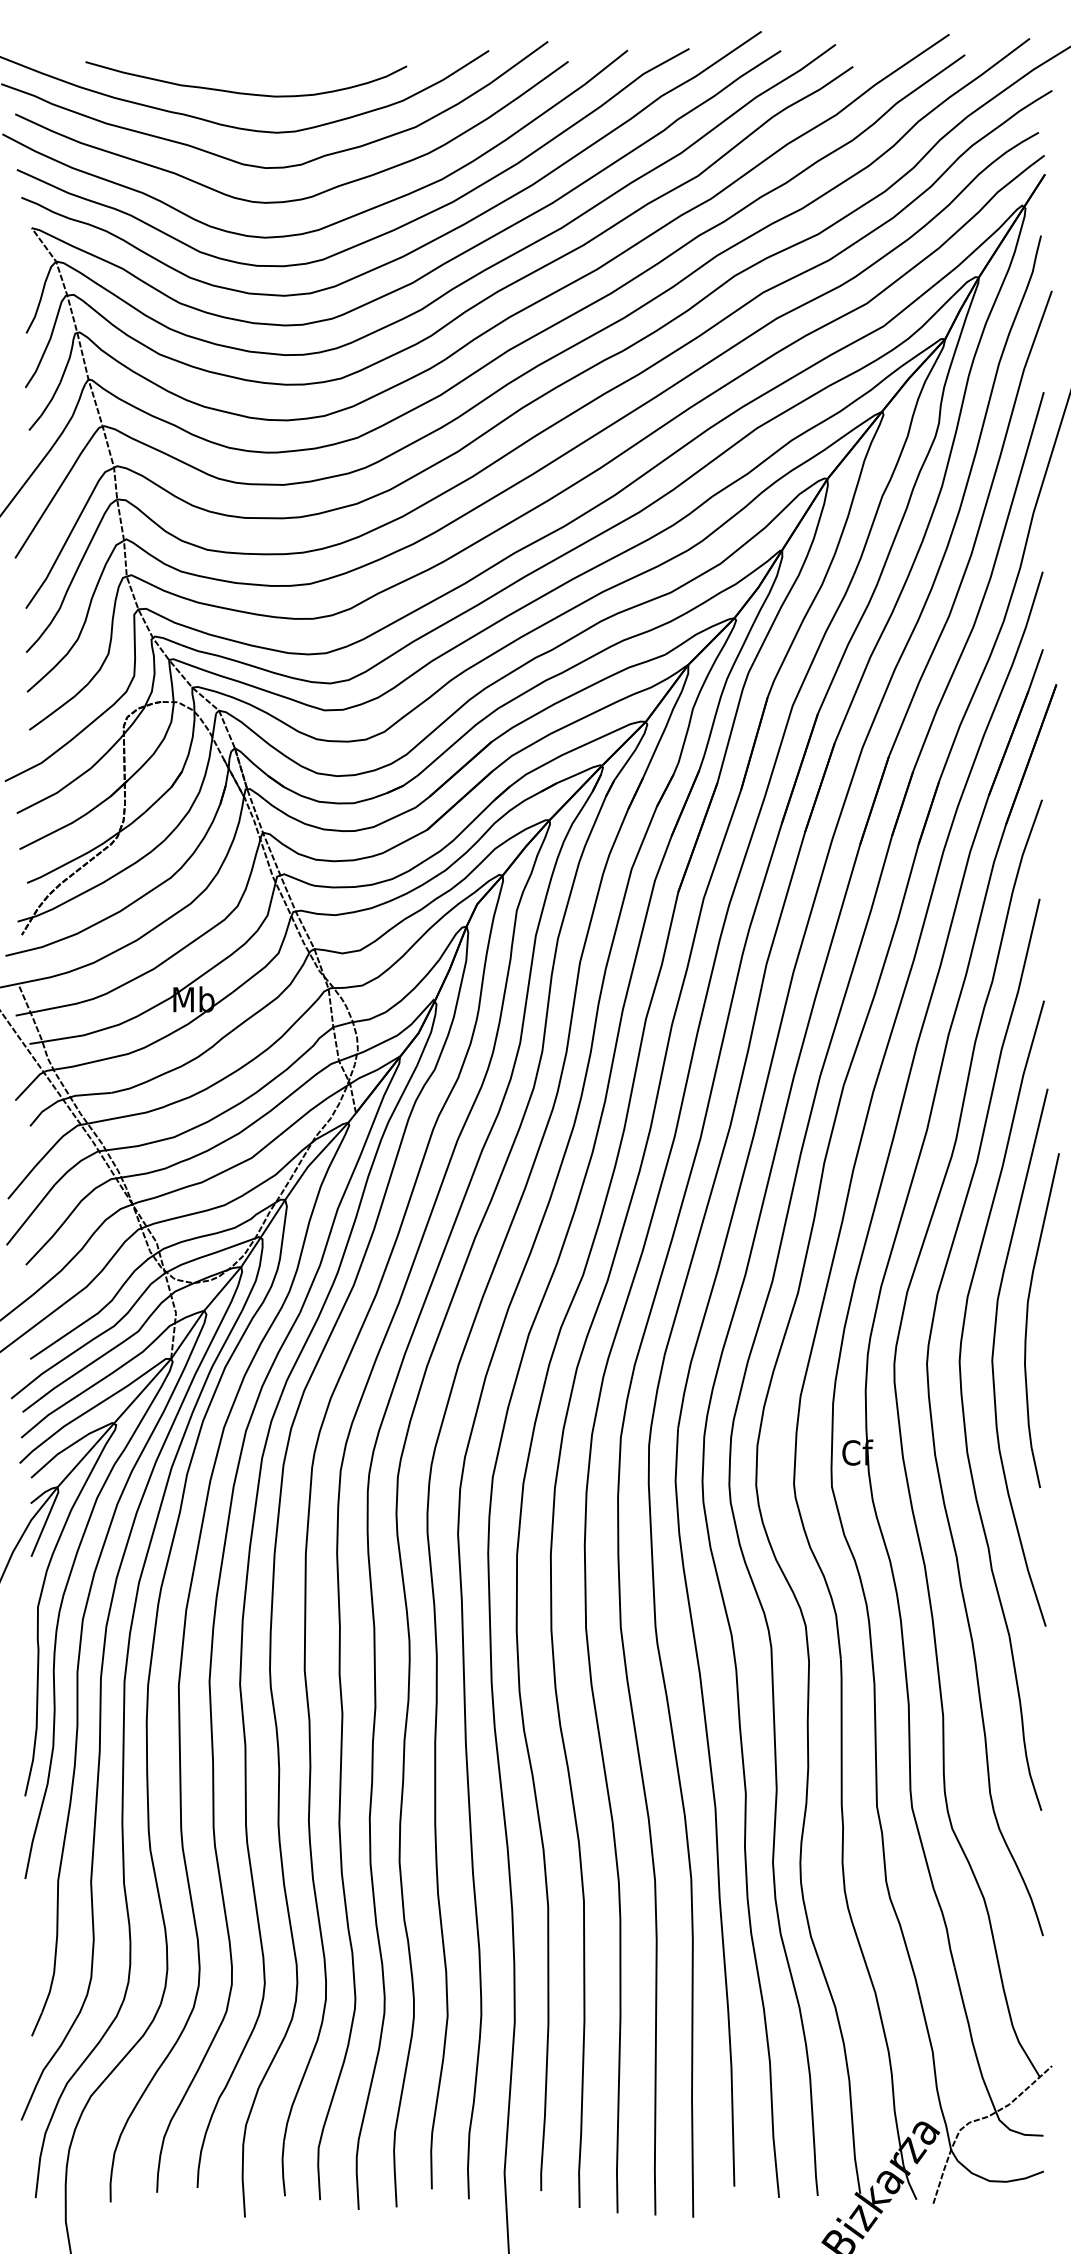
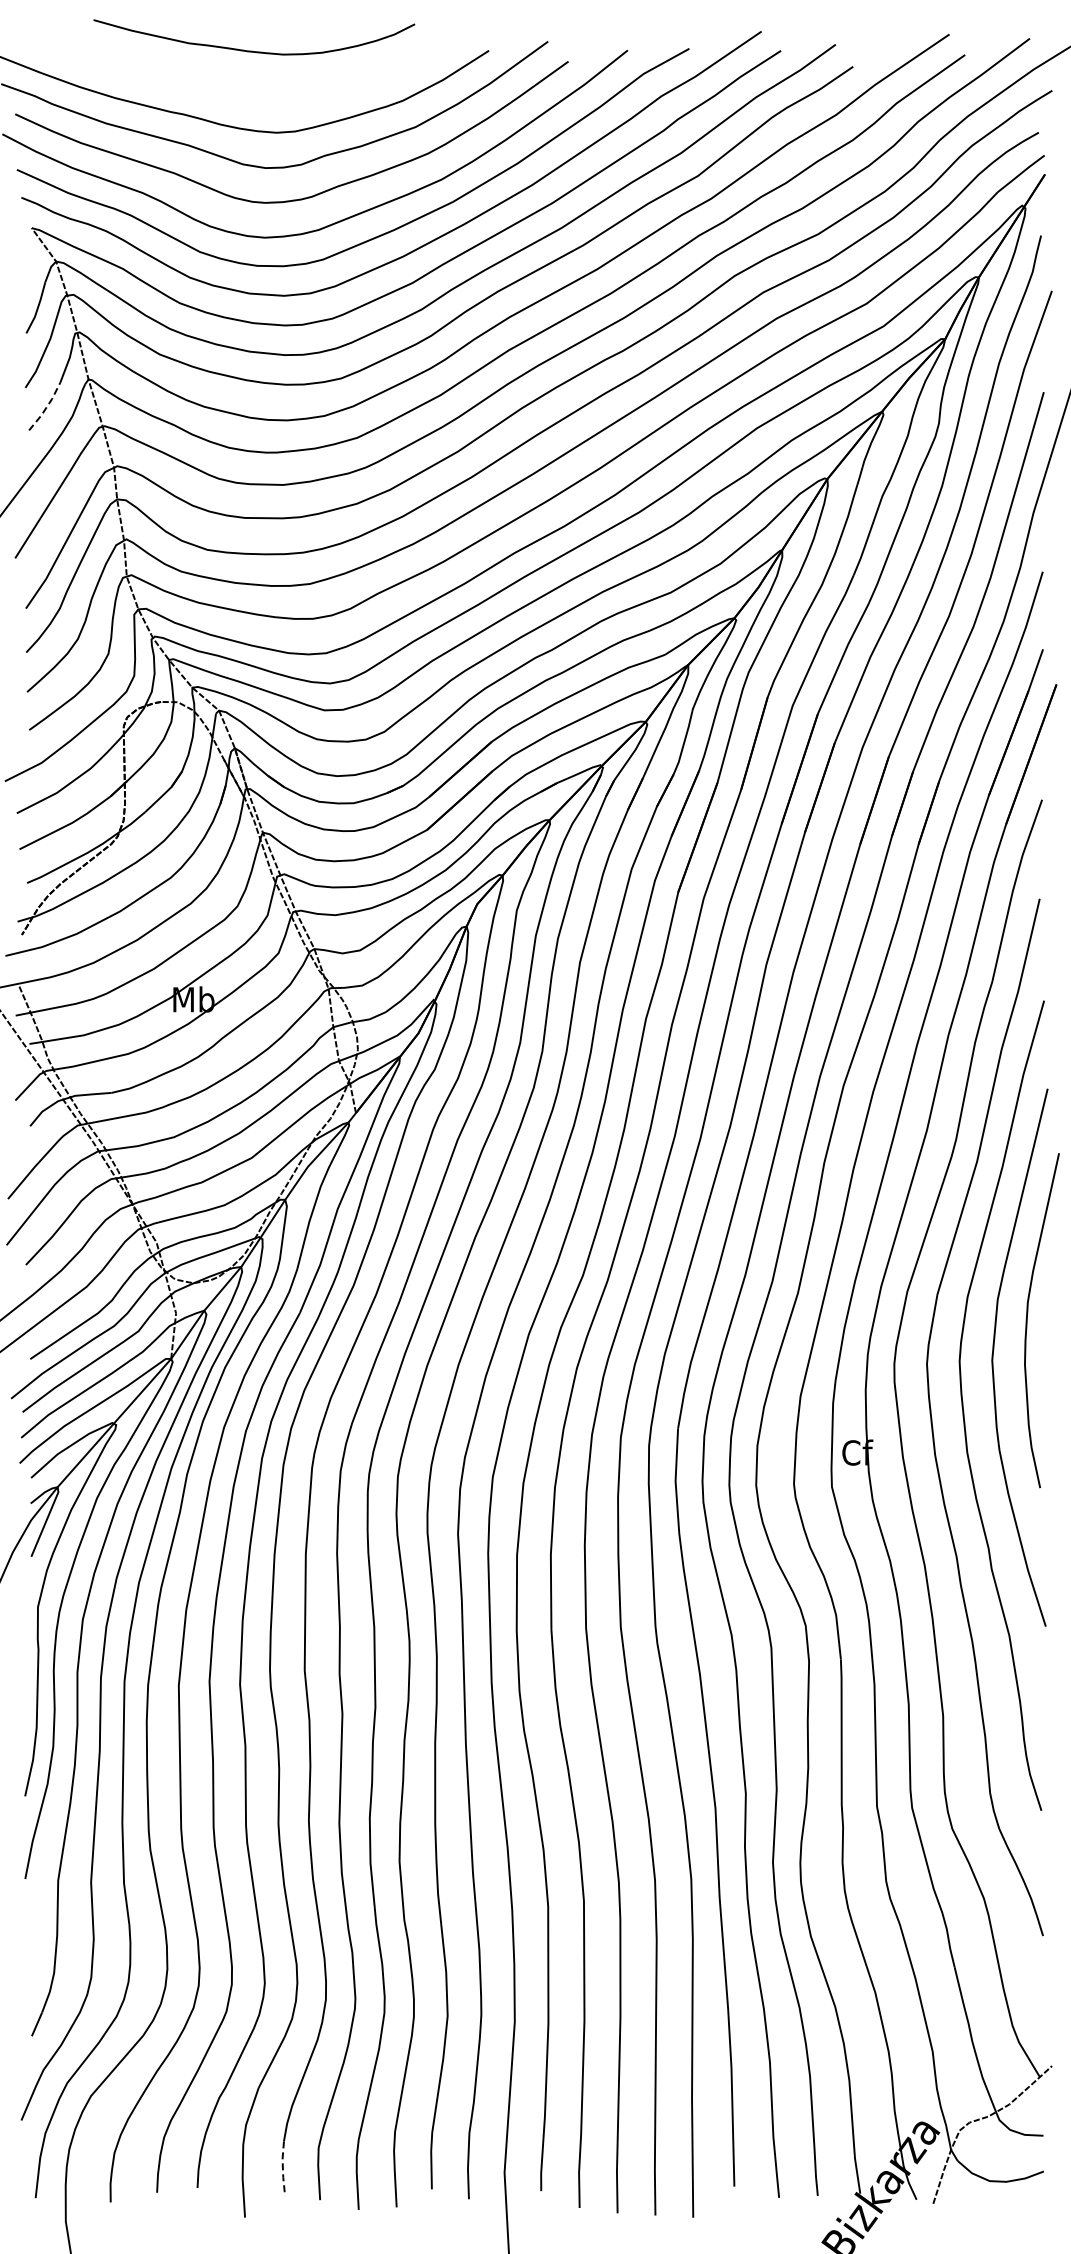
curve position: (244, 92) -> (252, 50) (252, 50)
line: solid -> dashed (46, 407)
line: solid -> dashed (282, 2168)
